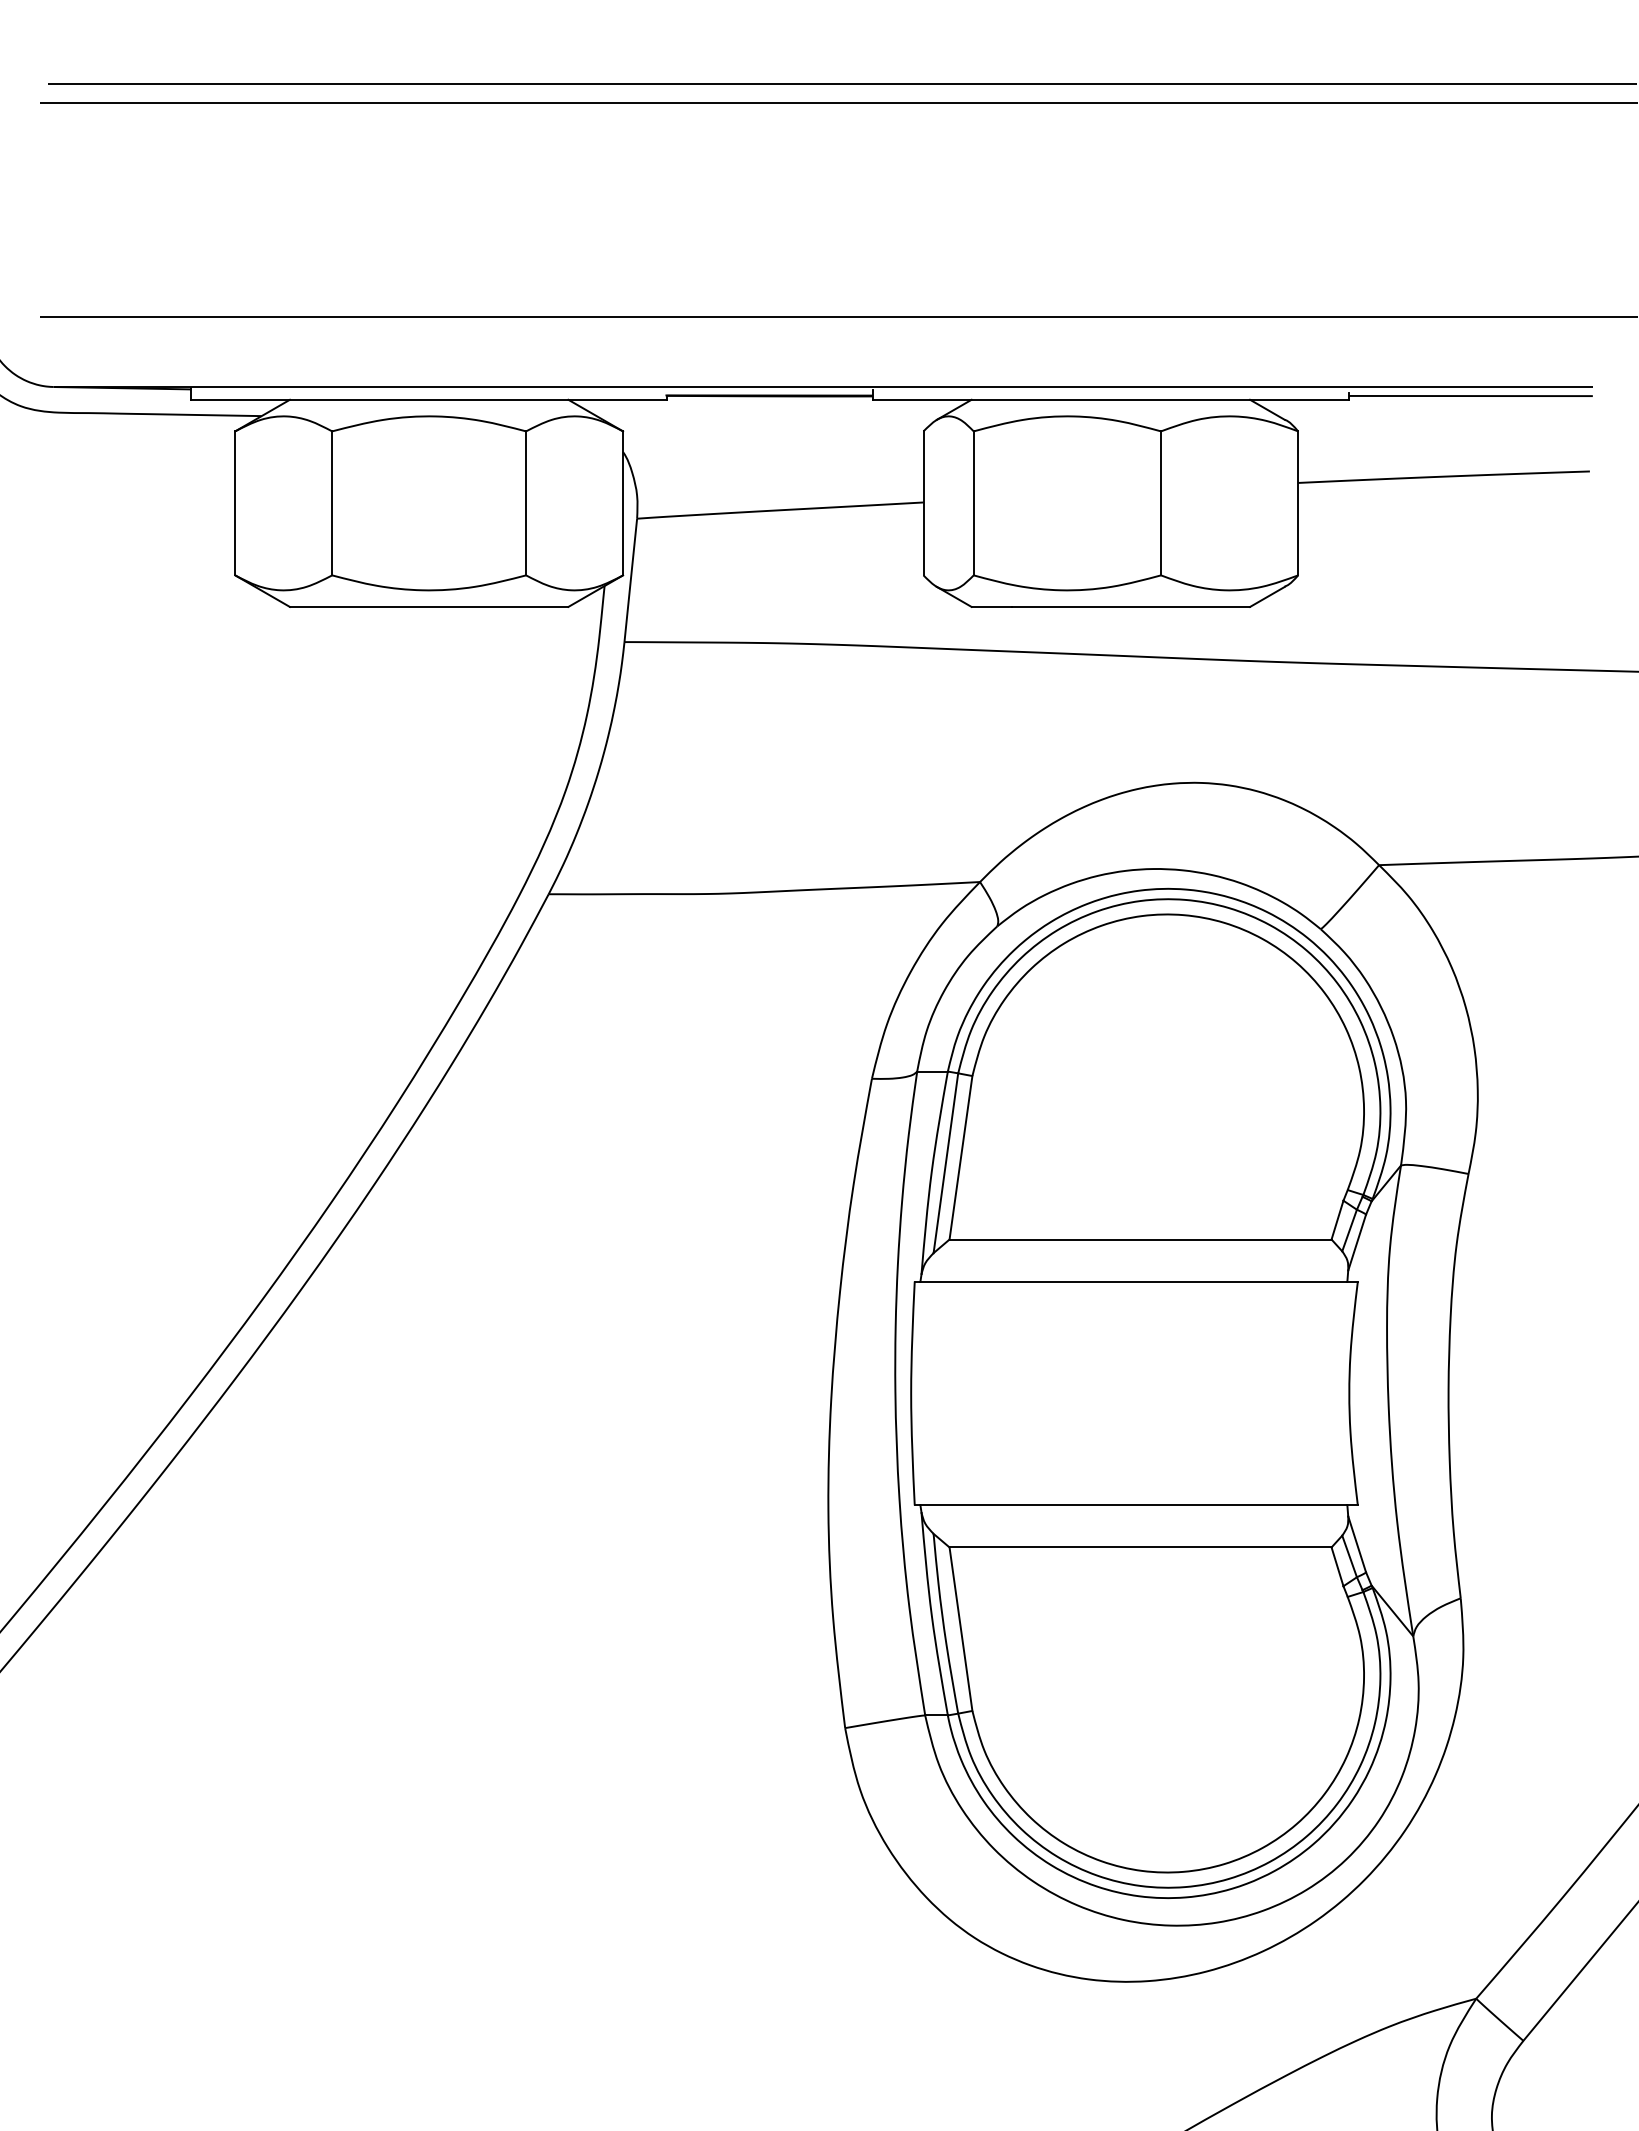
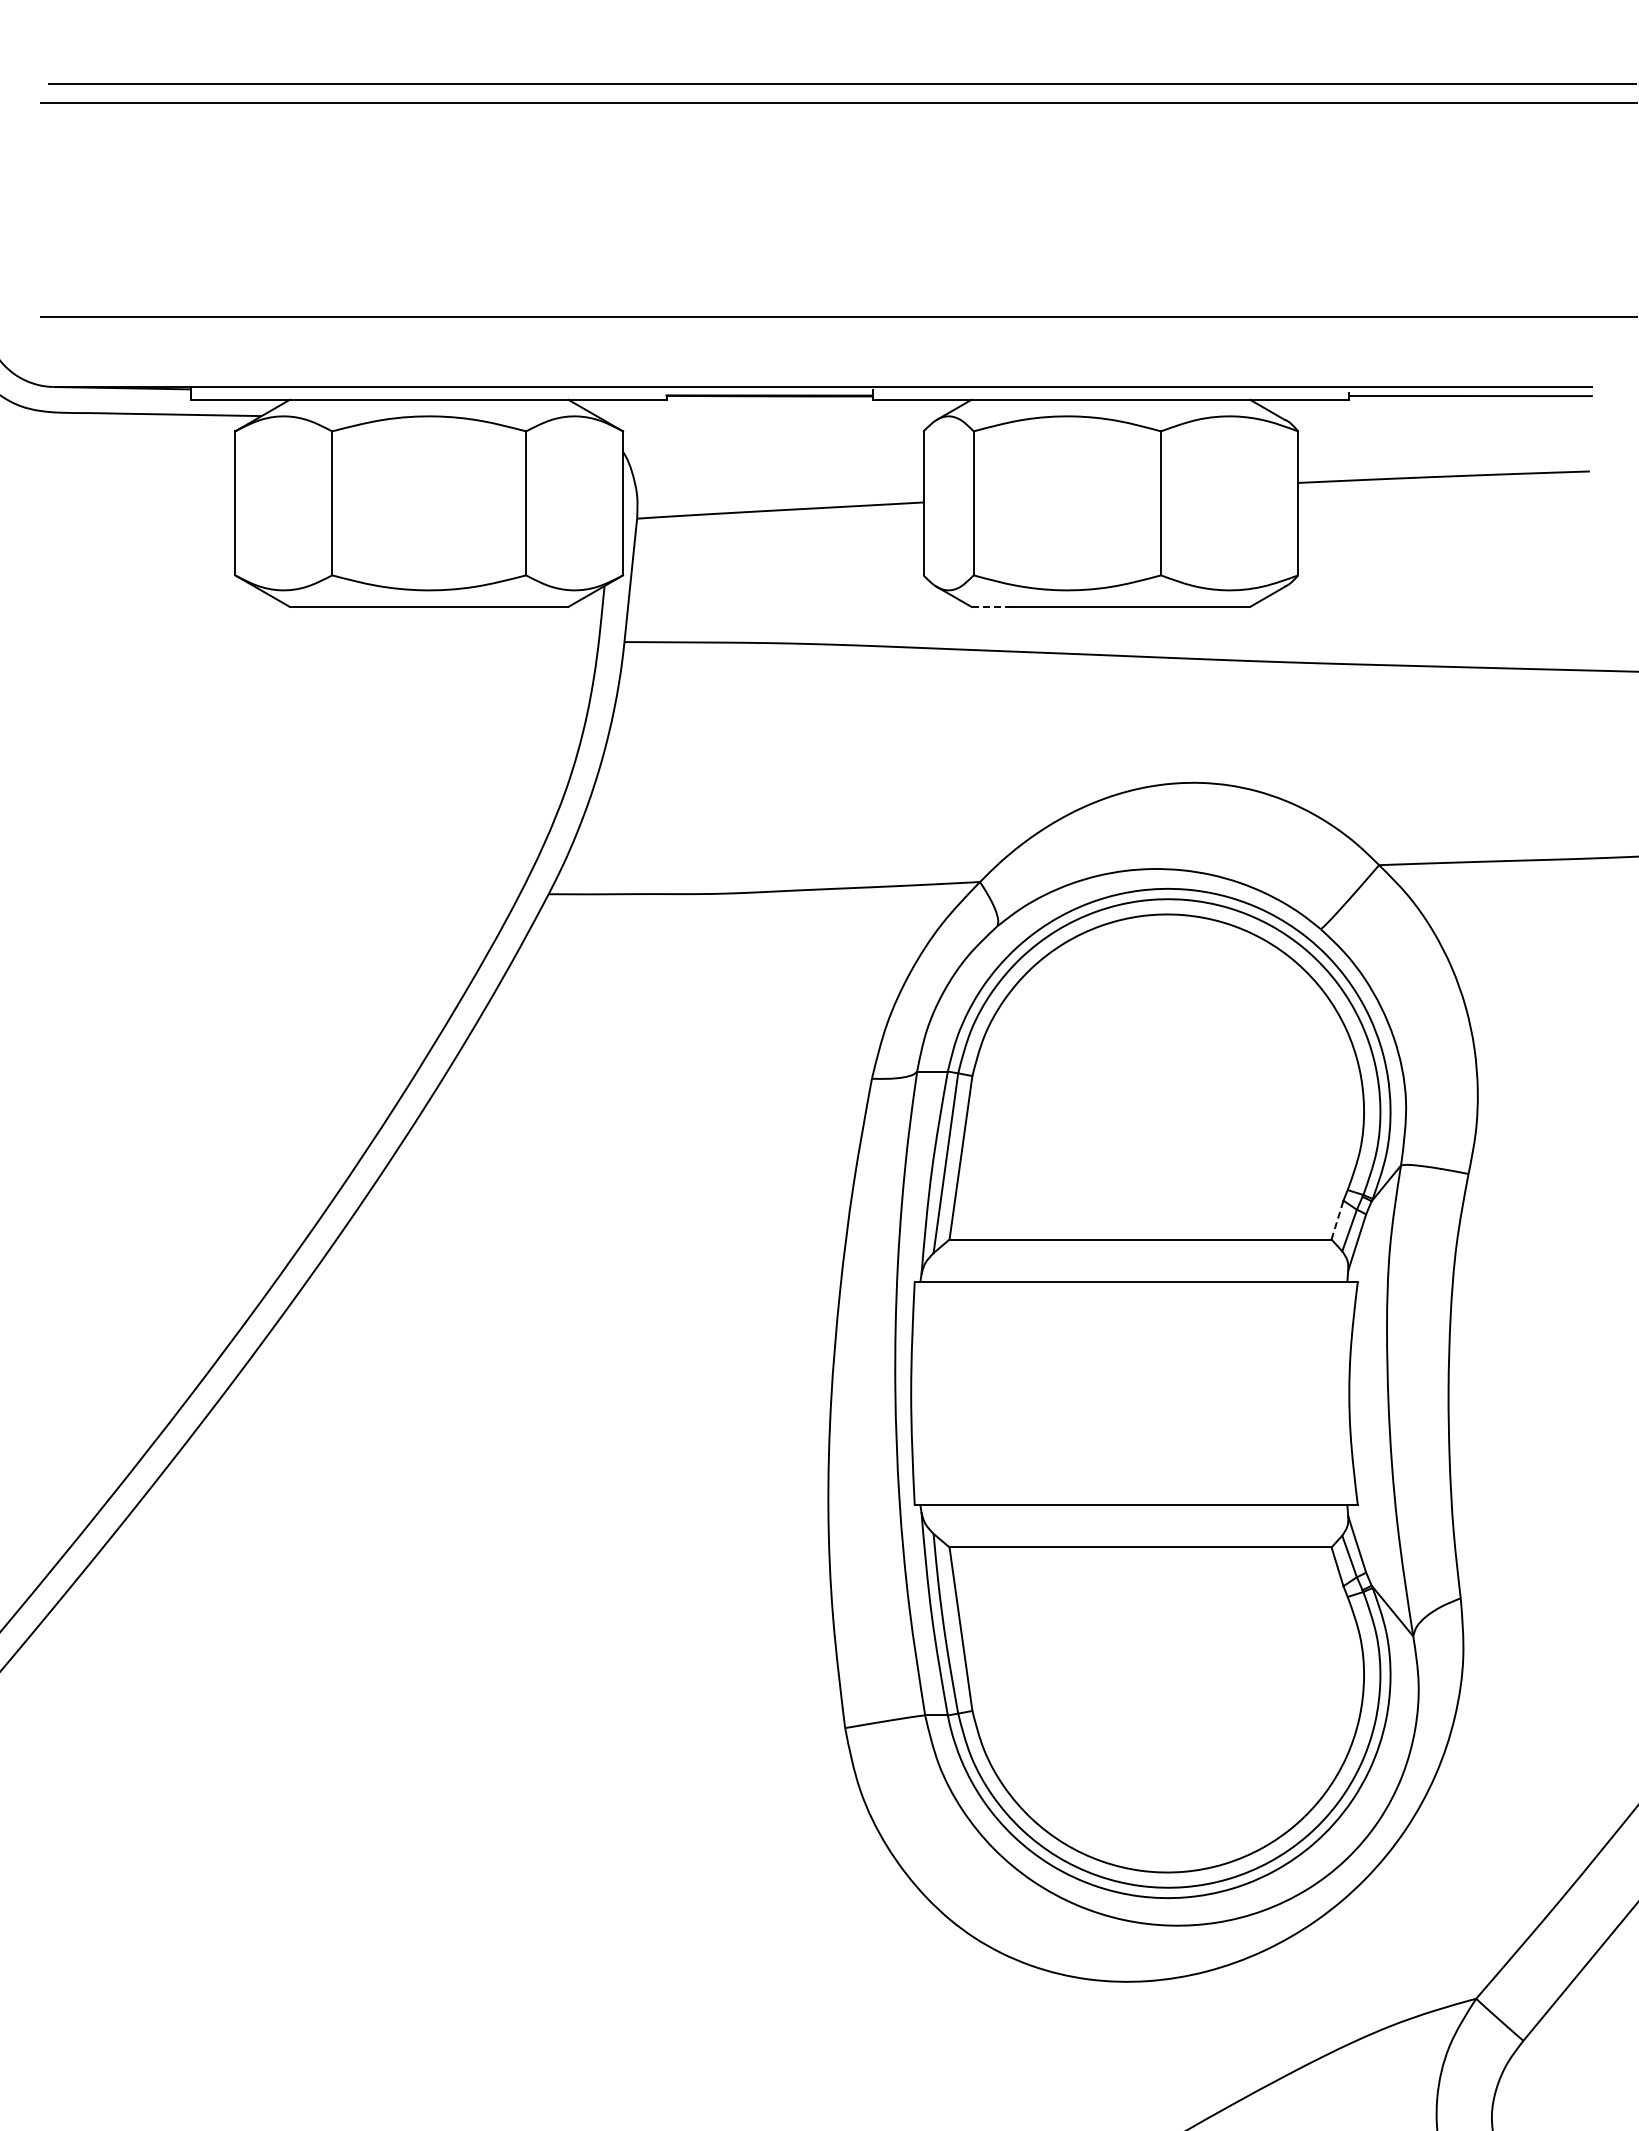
line: solid -> dashed (991, 606)
line: solid -> dashed (1337, 1219)
